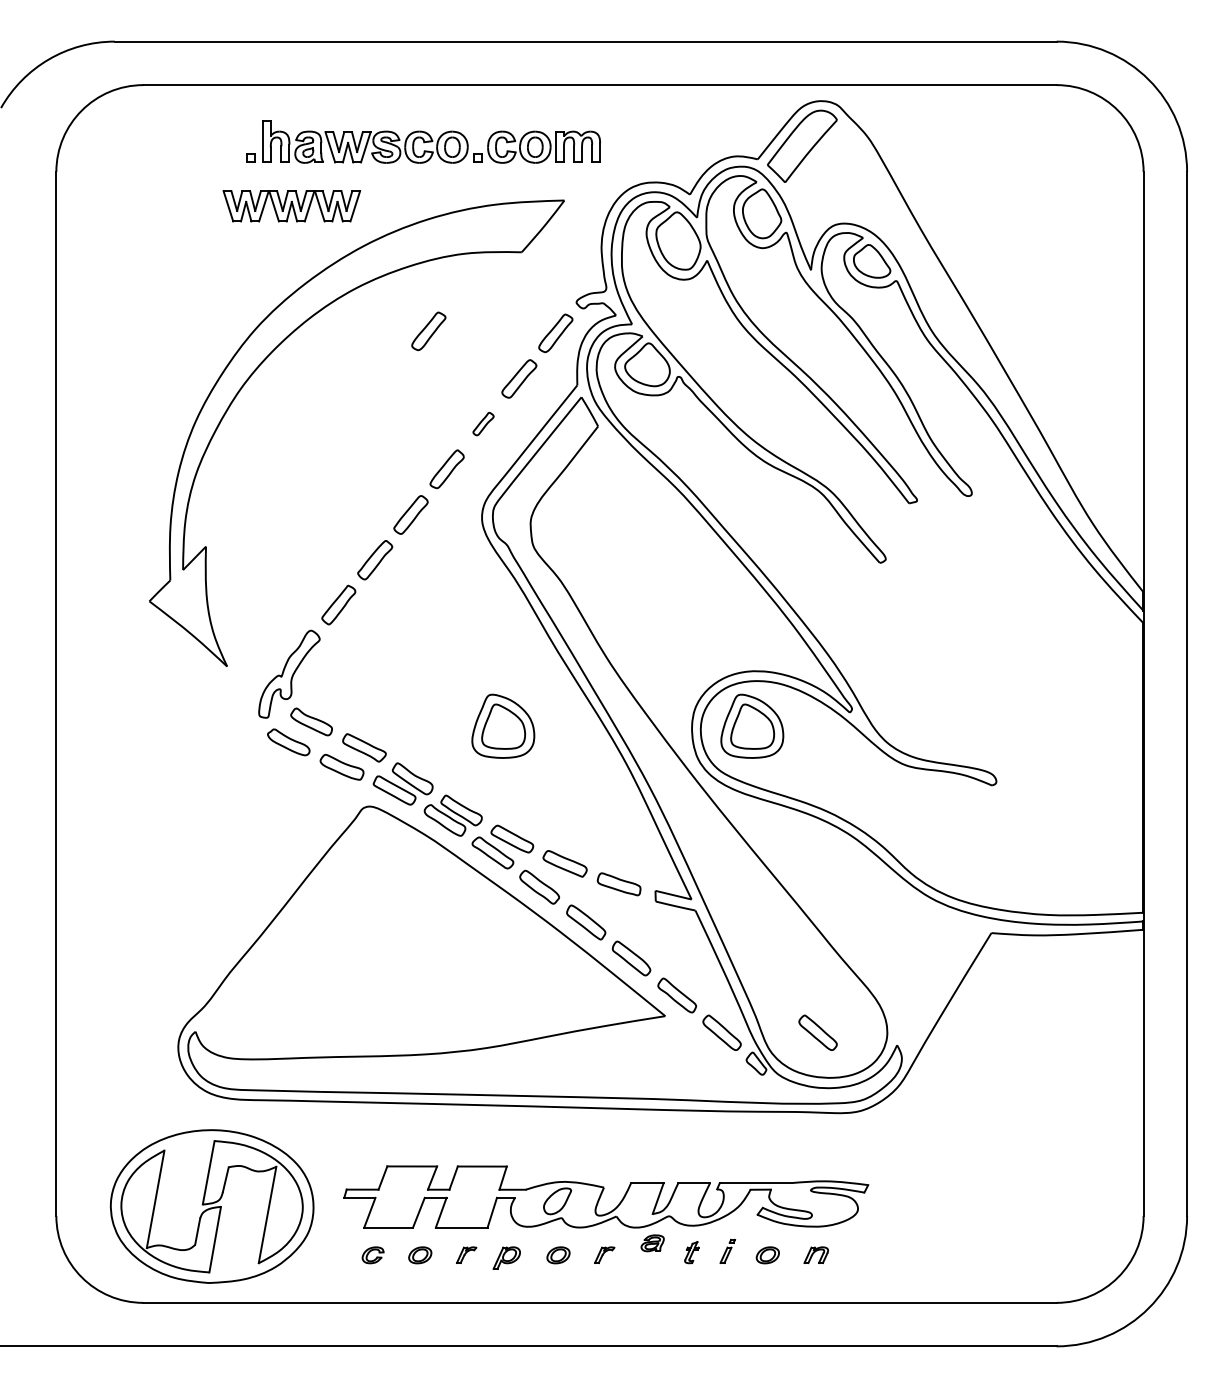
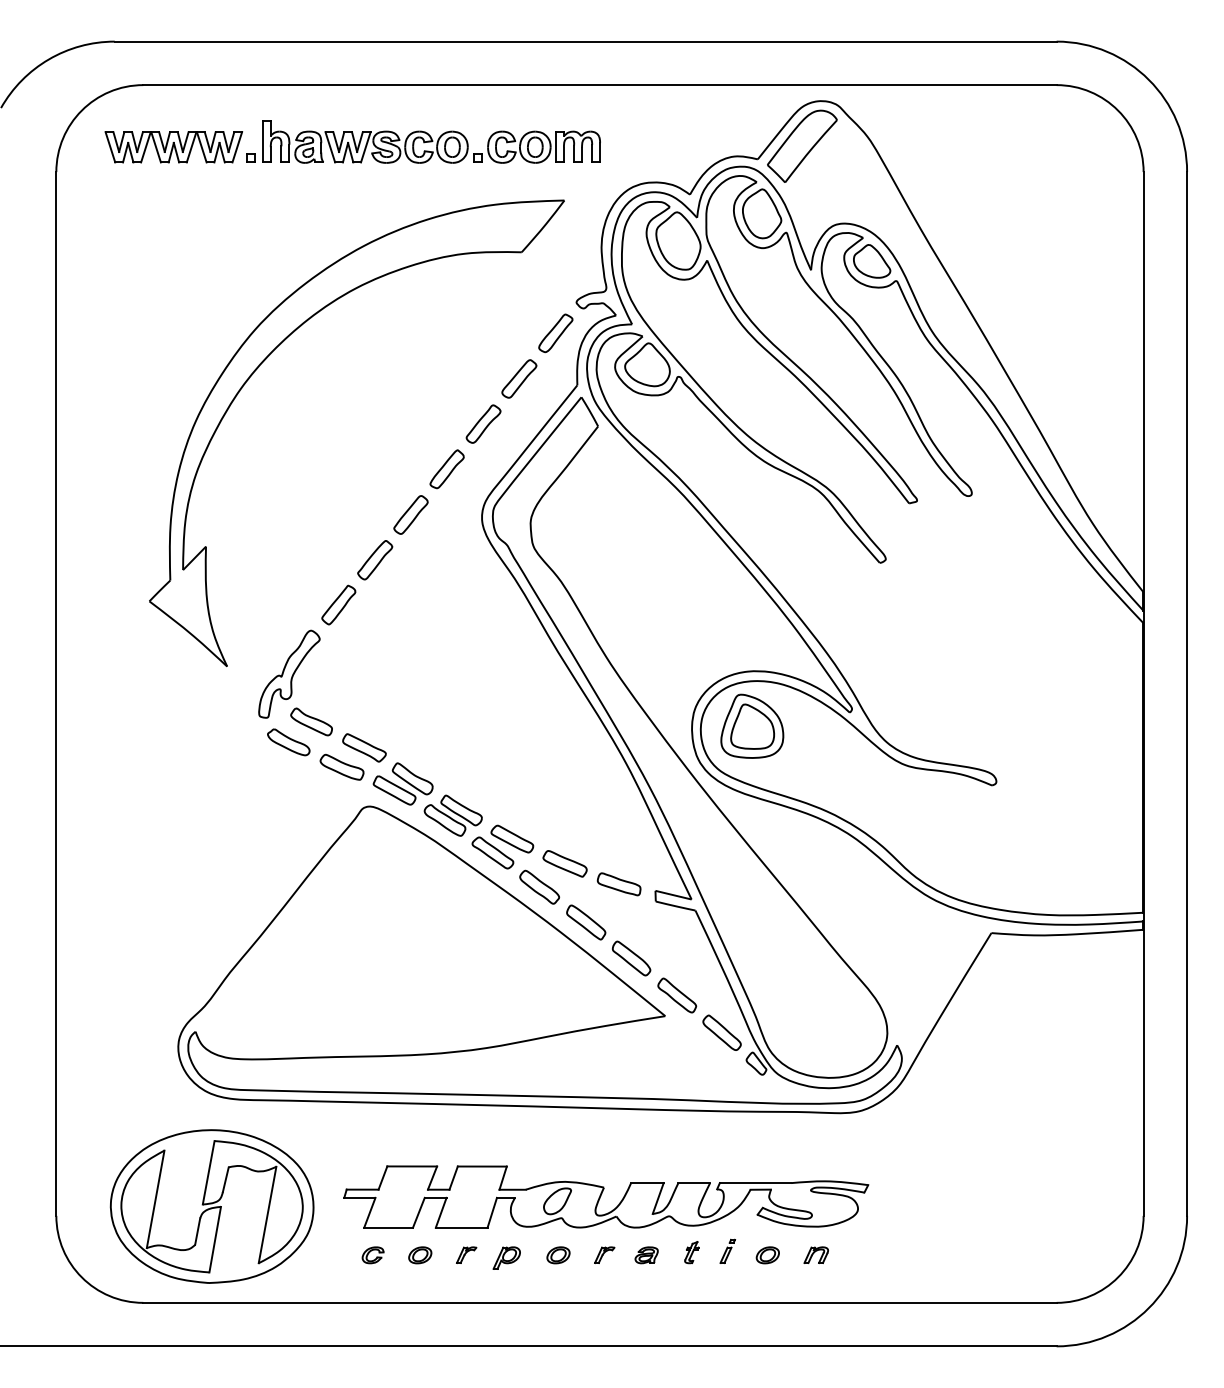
part position: (291, 206) -> (173, 147) (173, 147)
part: present -> none (428, 331)
part size: 23x26 px -> 37x40 px (483, 423)
part: present -> none (503, 725)
part: present -> none (817, 1032)
part position: (652, 1243) -> (646, 1255) (646, 1255)
